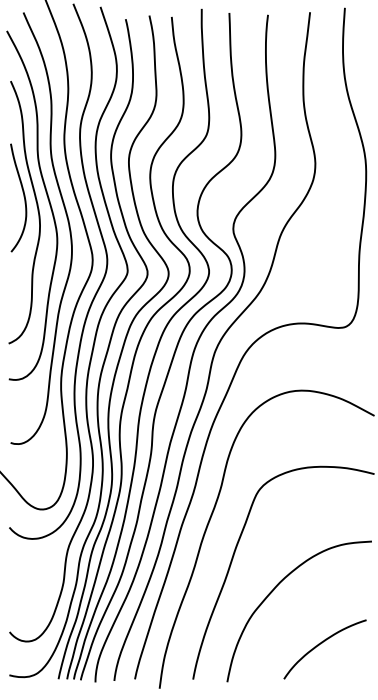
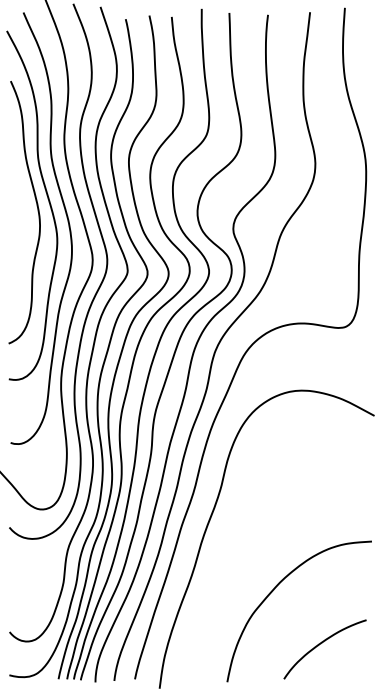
curve: present -> none (23, 197)
curve: present -> none (233, 559)
